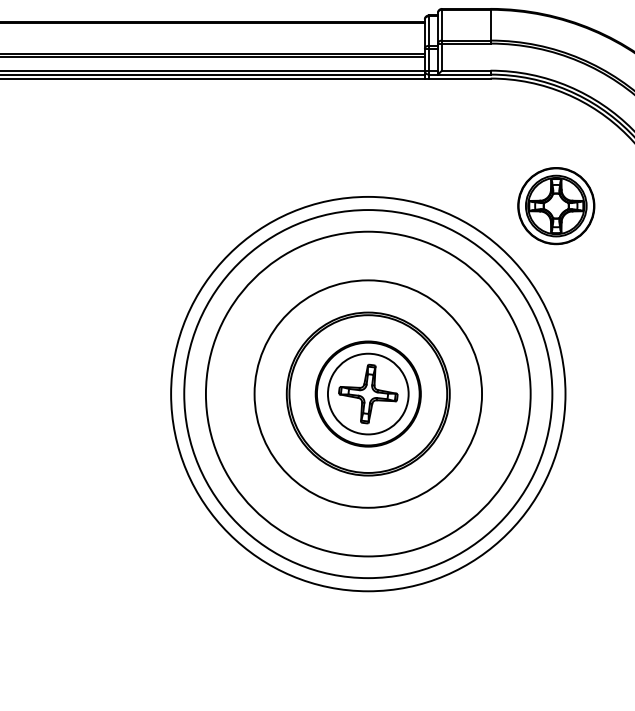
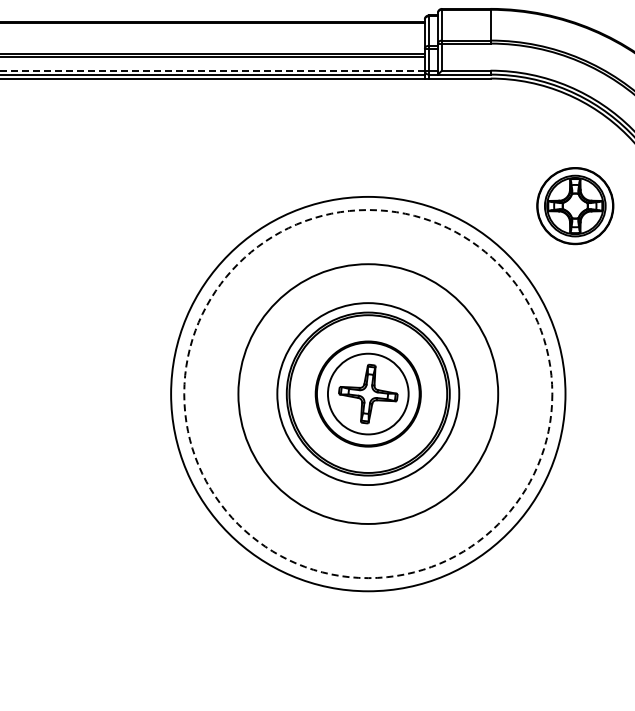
line: solid -> dashed (212, 70)
part position: (556, 206) -> (575, 206) (575, 206)
circle diameter: 325 px -> 260 px (368, 393)
circle diameter: 227 px -> 182 px (368, 394)
circle: solid -> dashed (368, 394)
